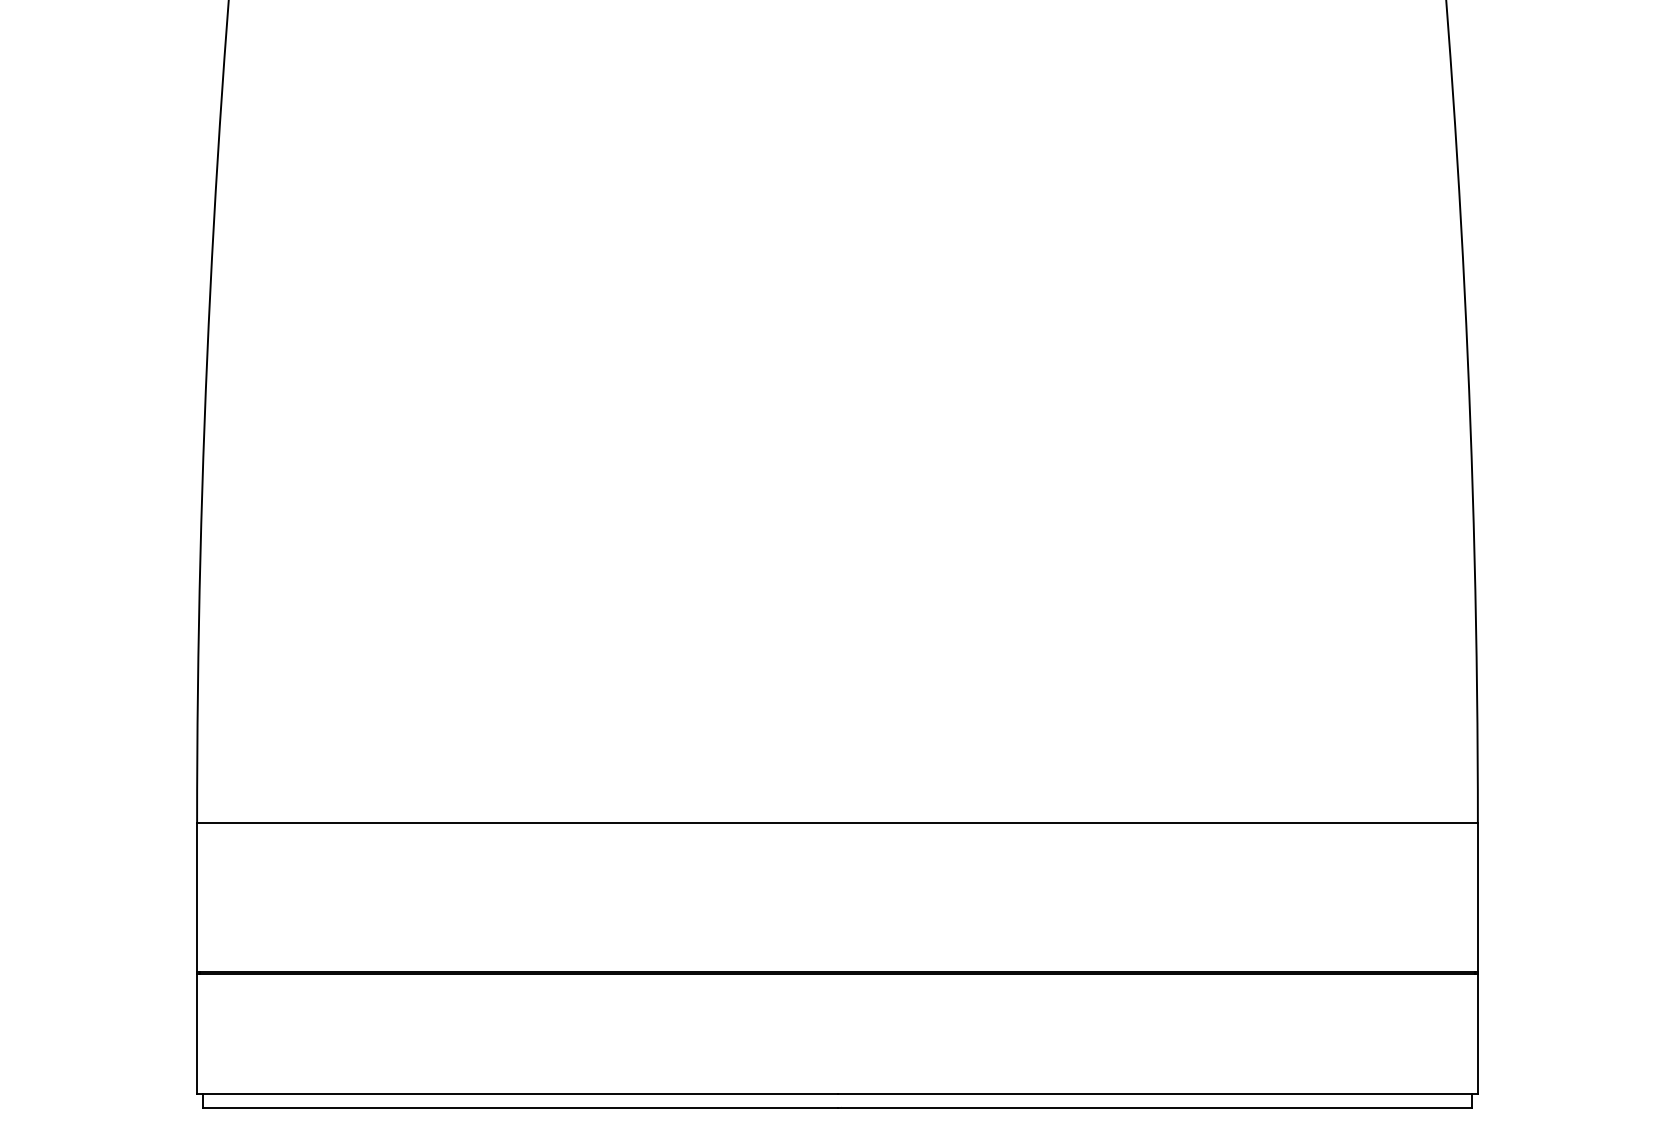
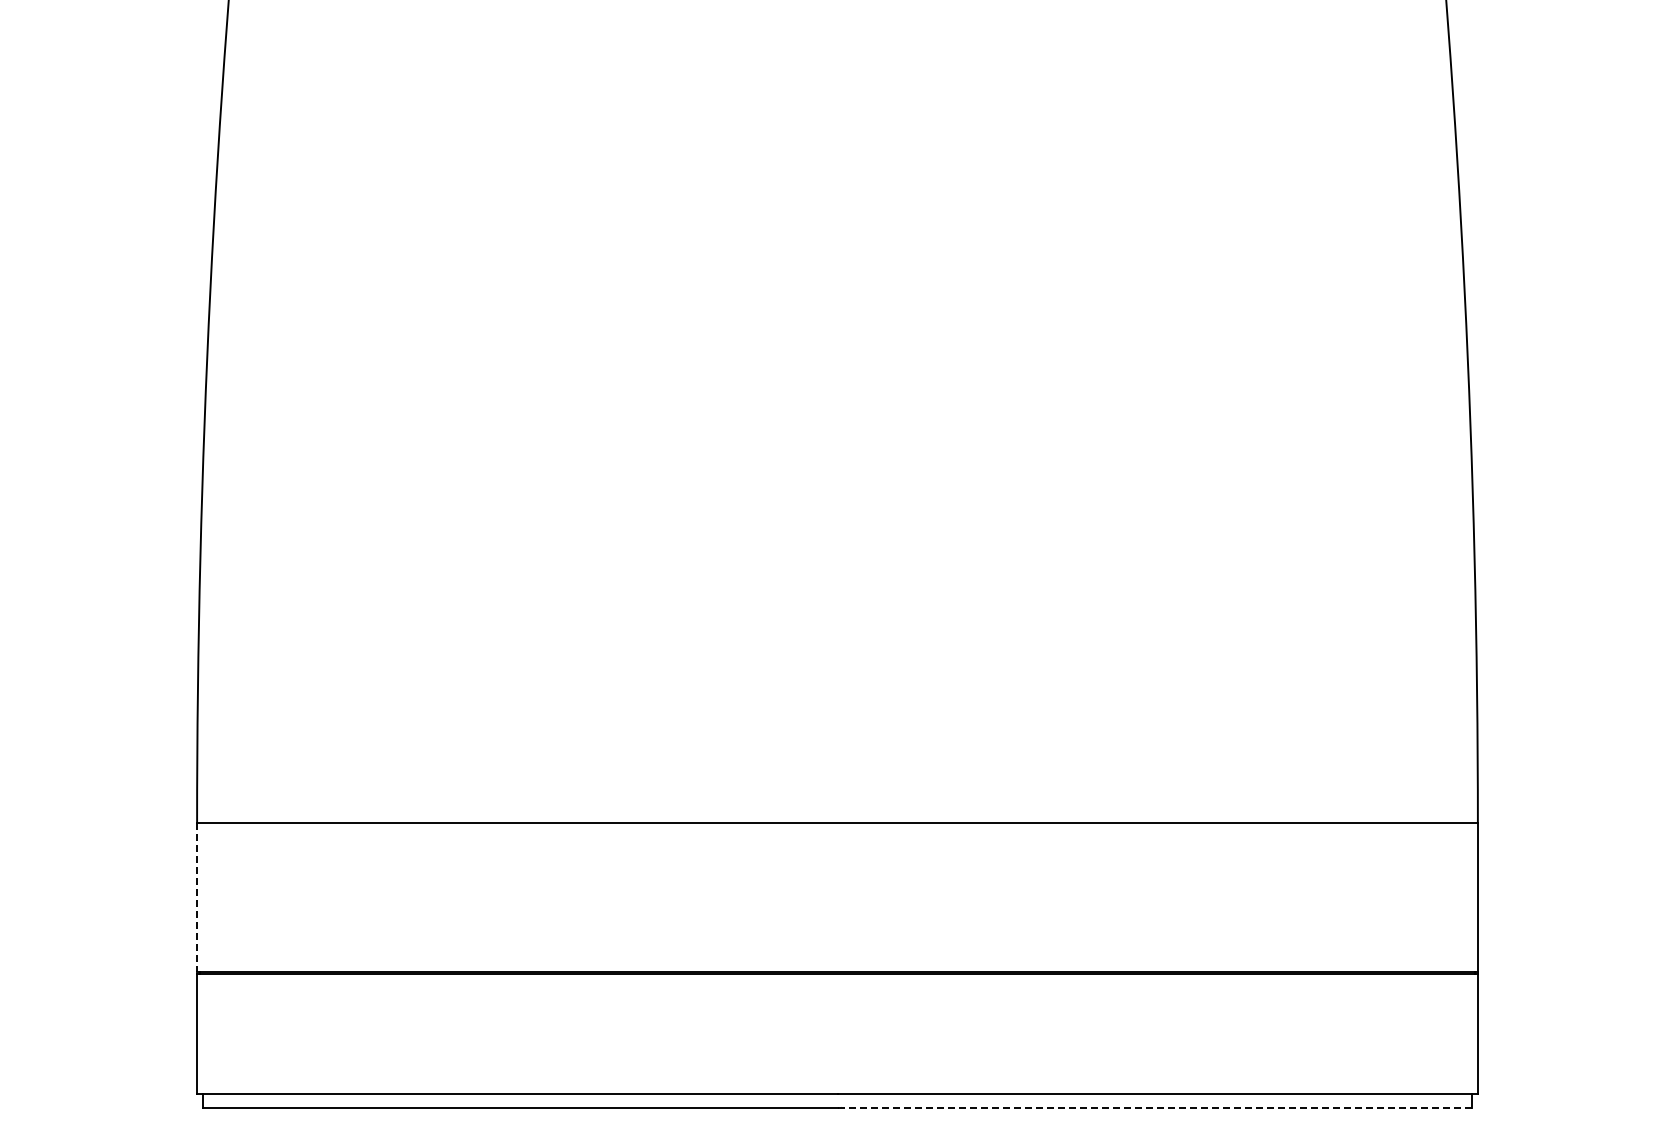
line: solid -> dashed (197, 898)
line: solid -> dashed (1155, 1107)
